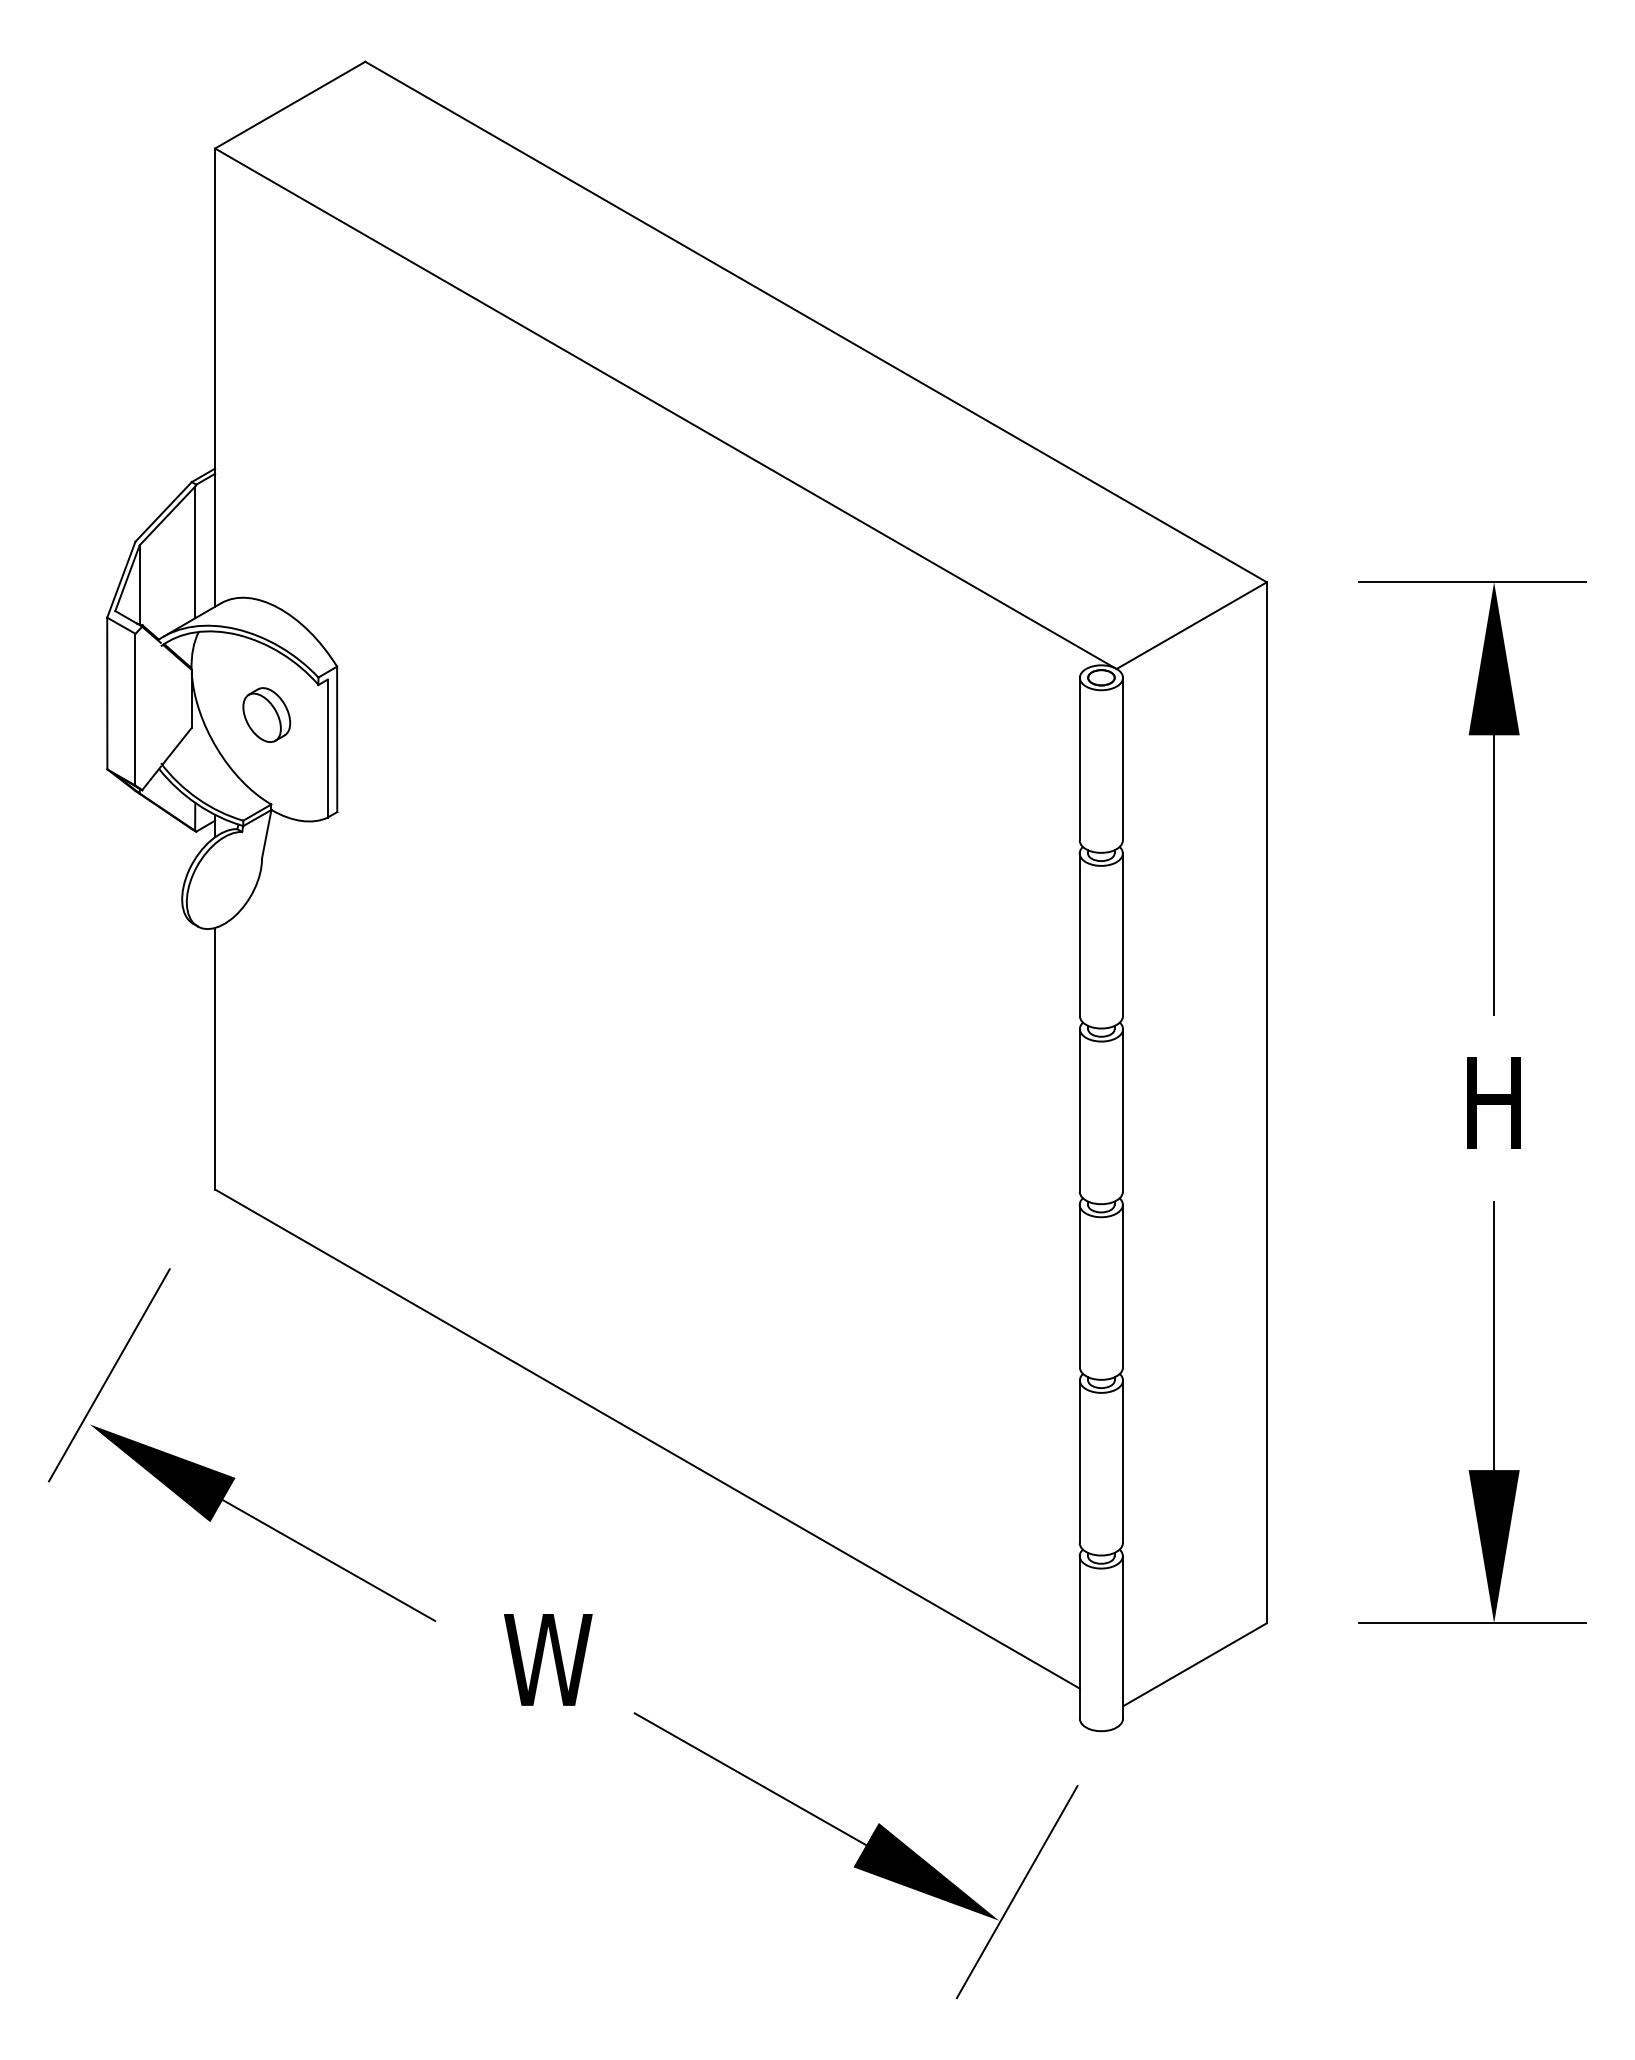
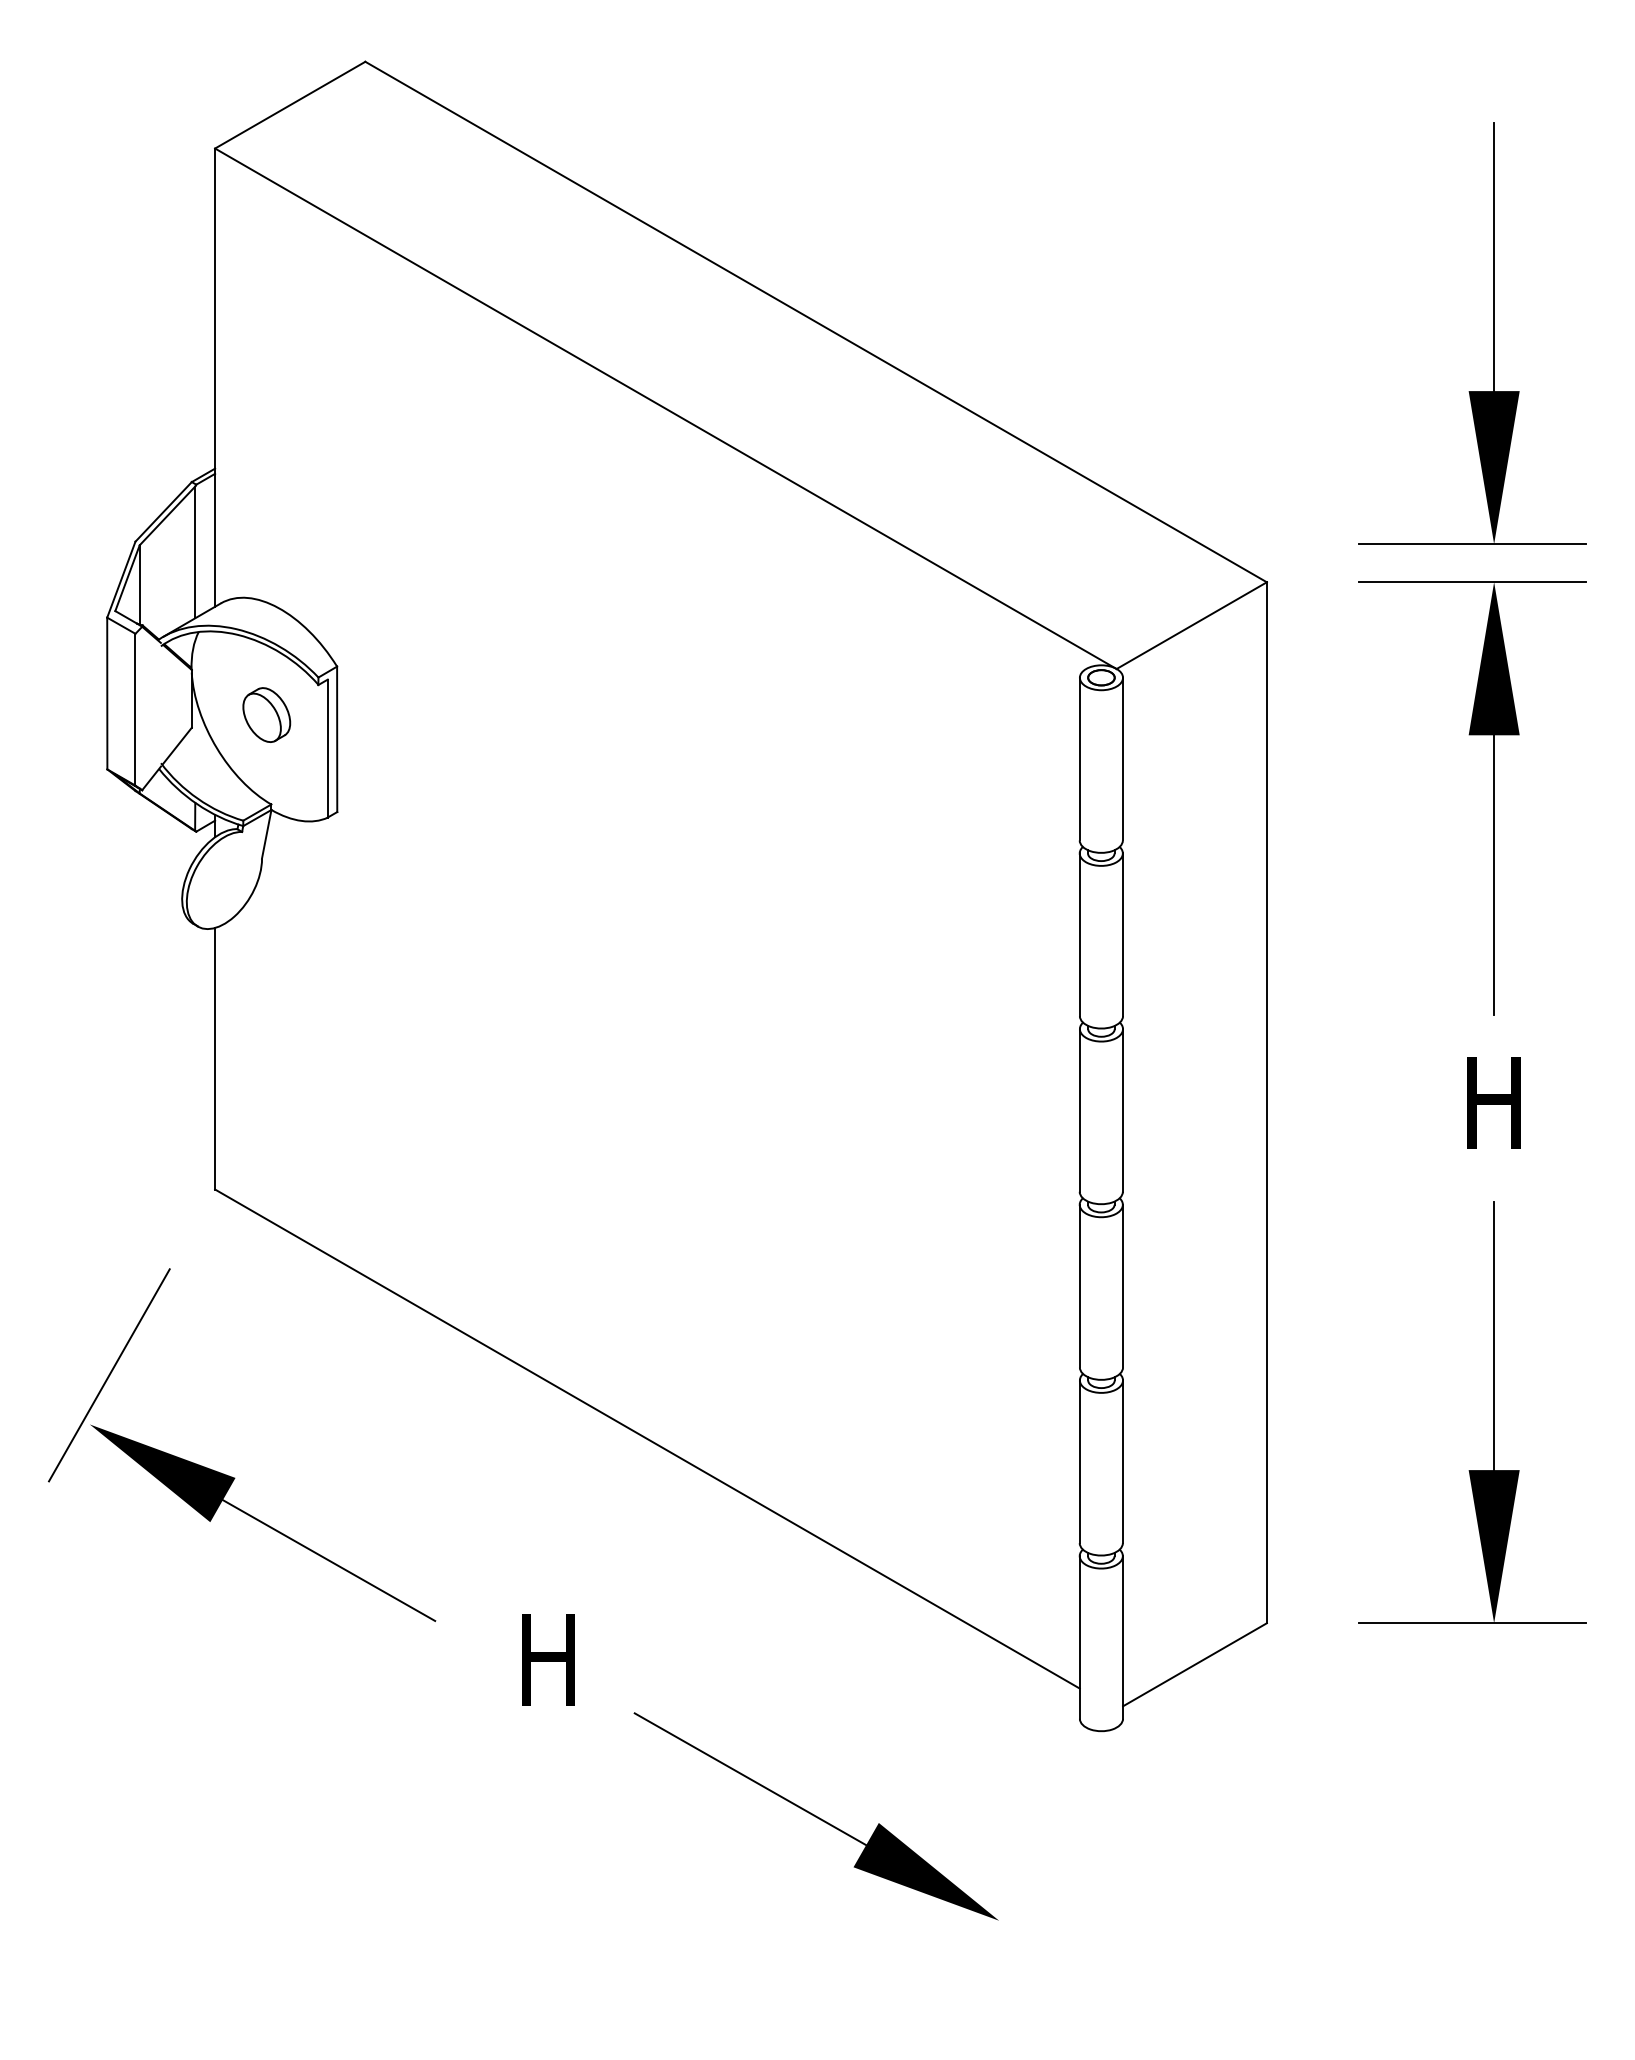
part: none -> present (1493, 333)
text: W -> H (548, 1659)
line: present -> none (1016, 1892)
